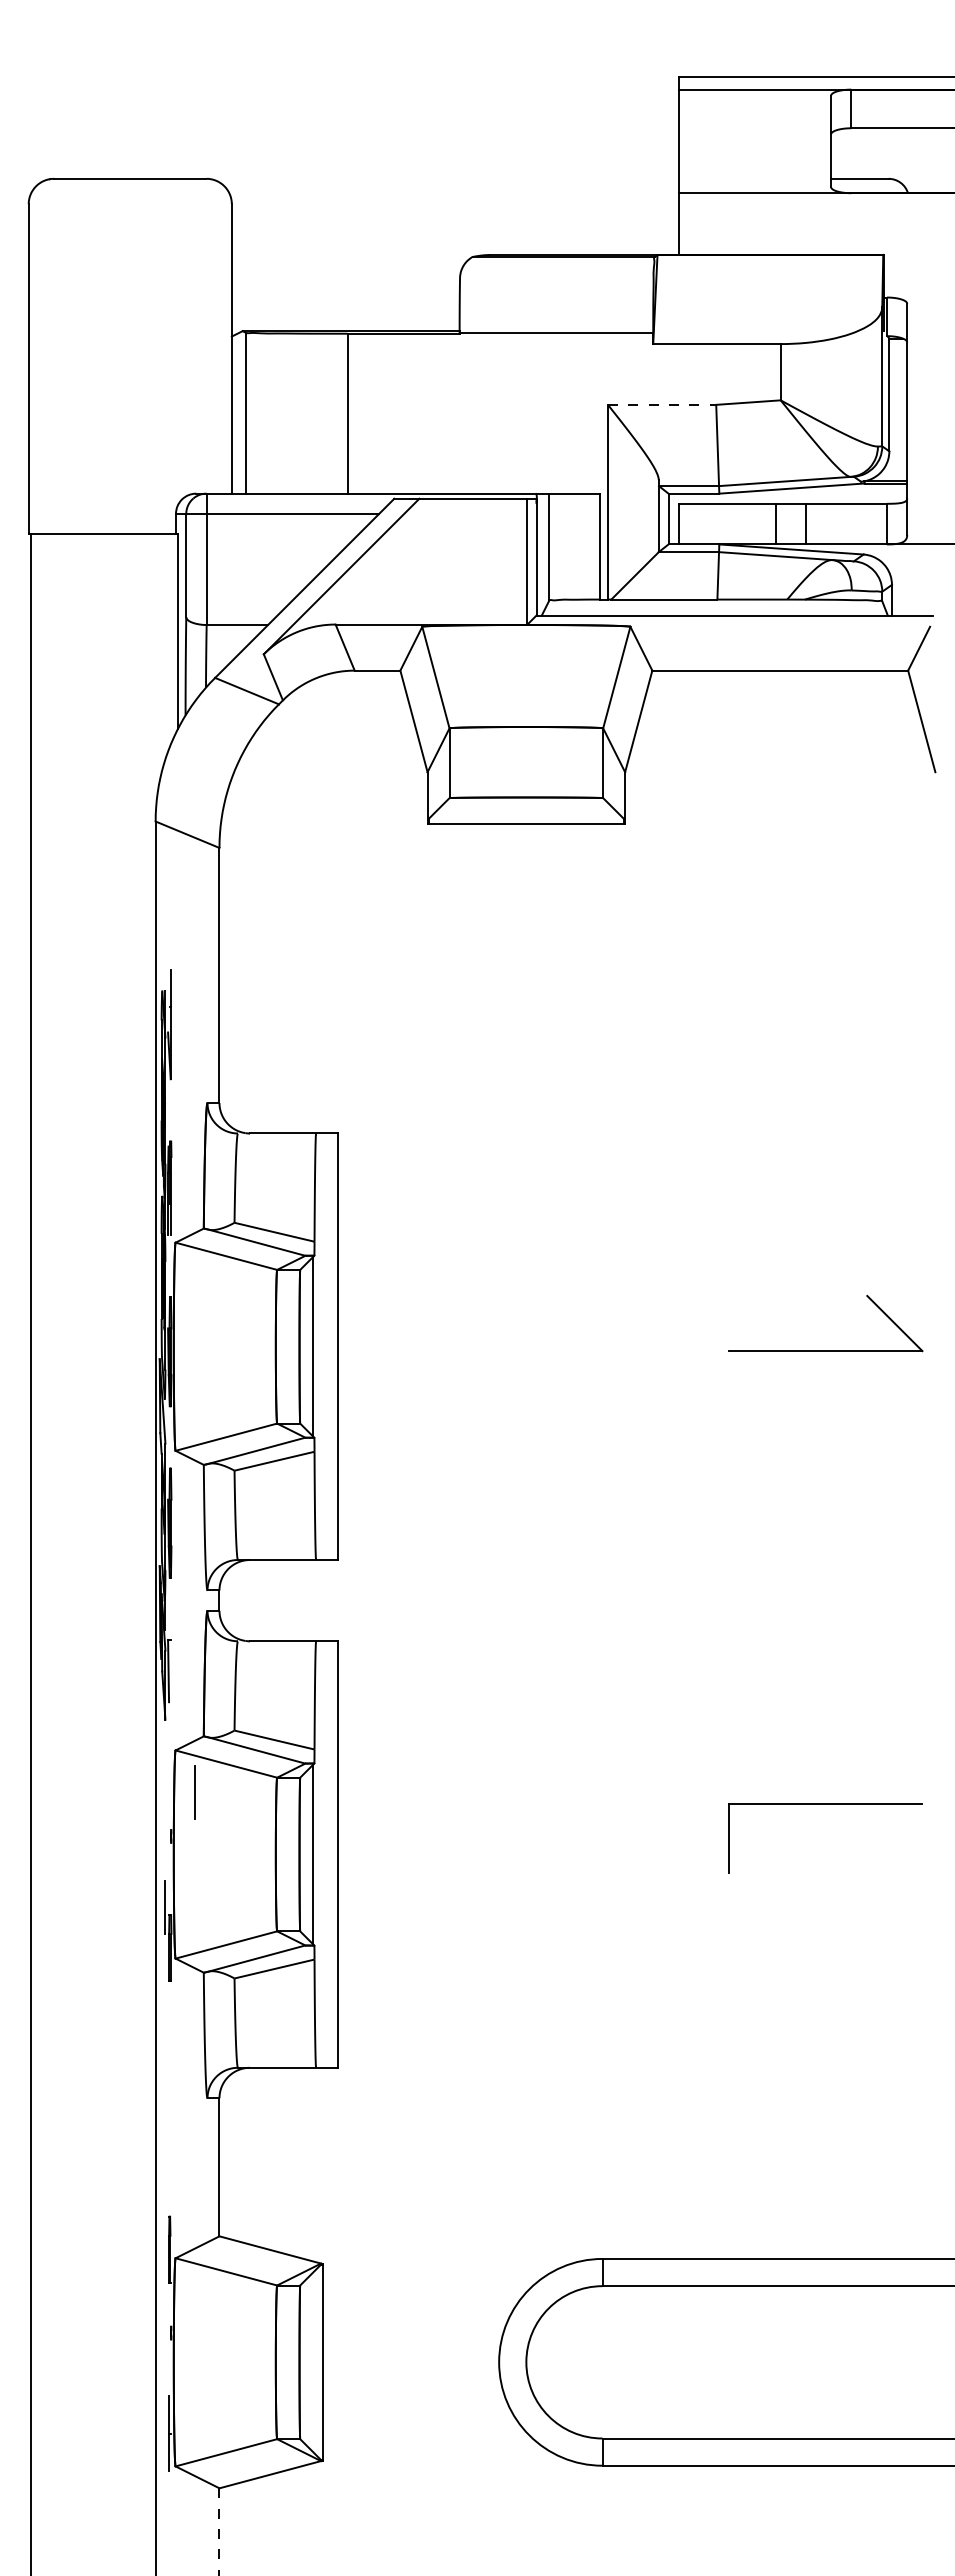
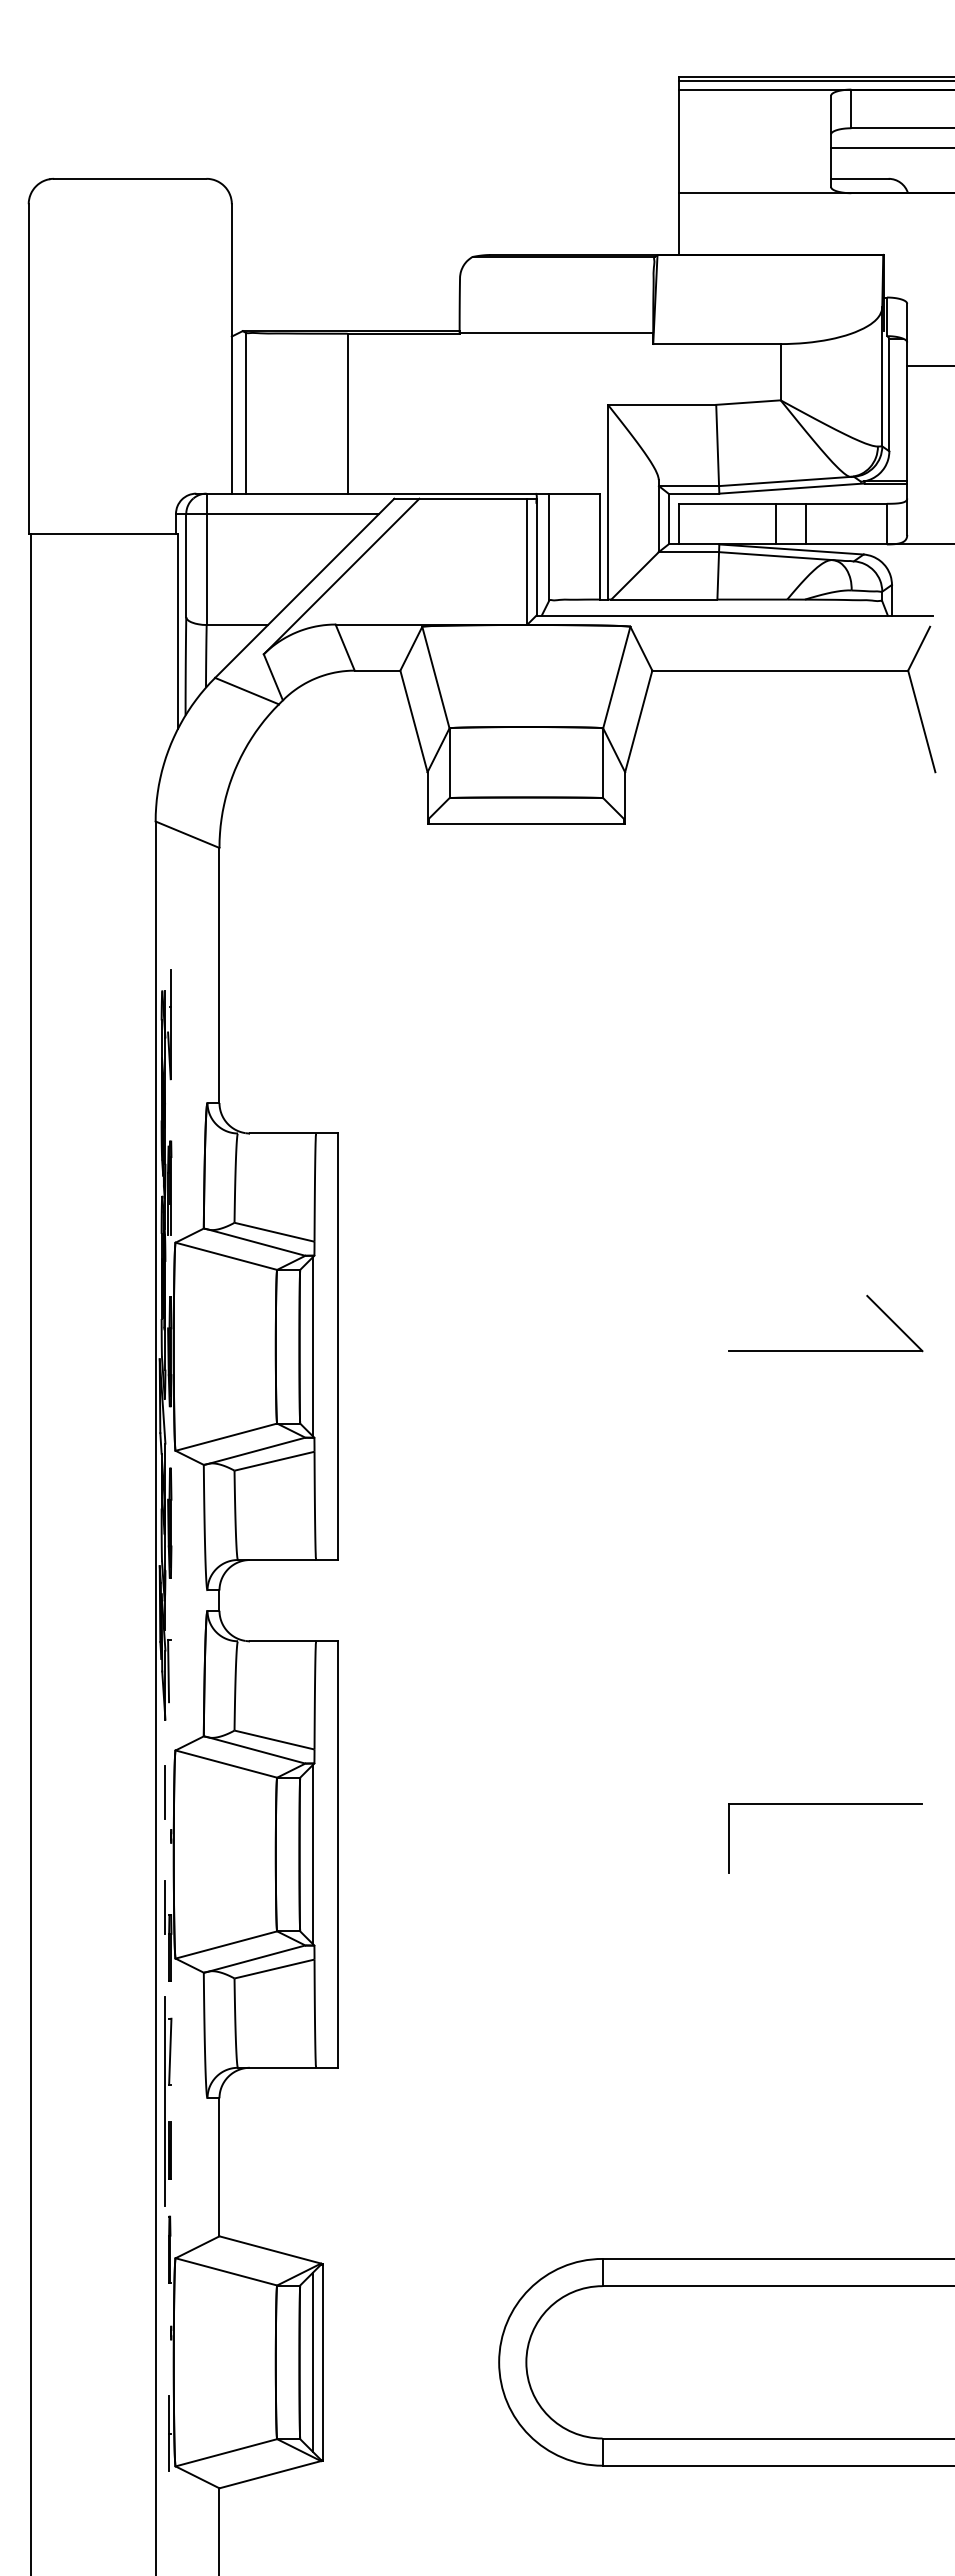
line: none -> present (814, 80)
line: none -> present (891, 148)
line: none -> present (929, 366)
line: dashed -> solid (662, 404)
line position: (194, 1792) -> (164, 1792) (164, 1792)
part: none -> present (168, 2101)
line: none -> present (313, 2362)
line: dashed -> solid (219, 2532)
